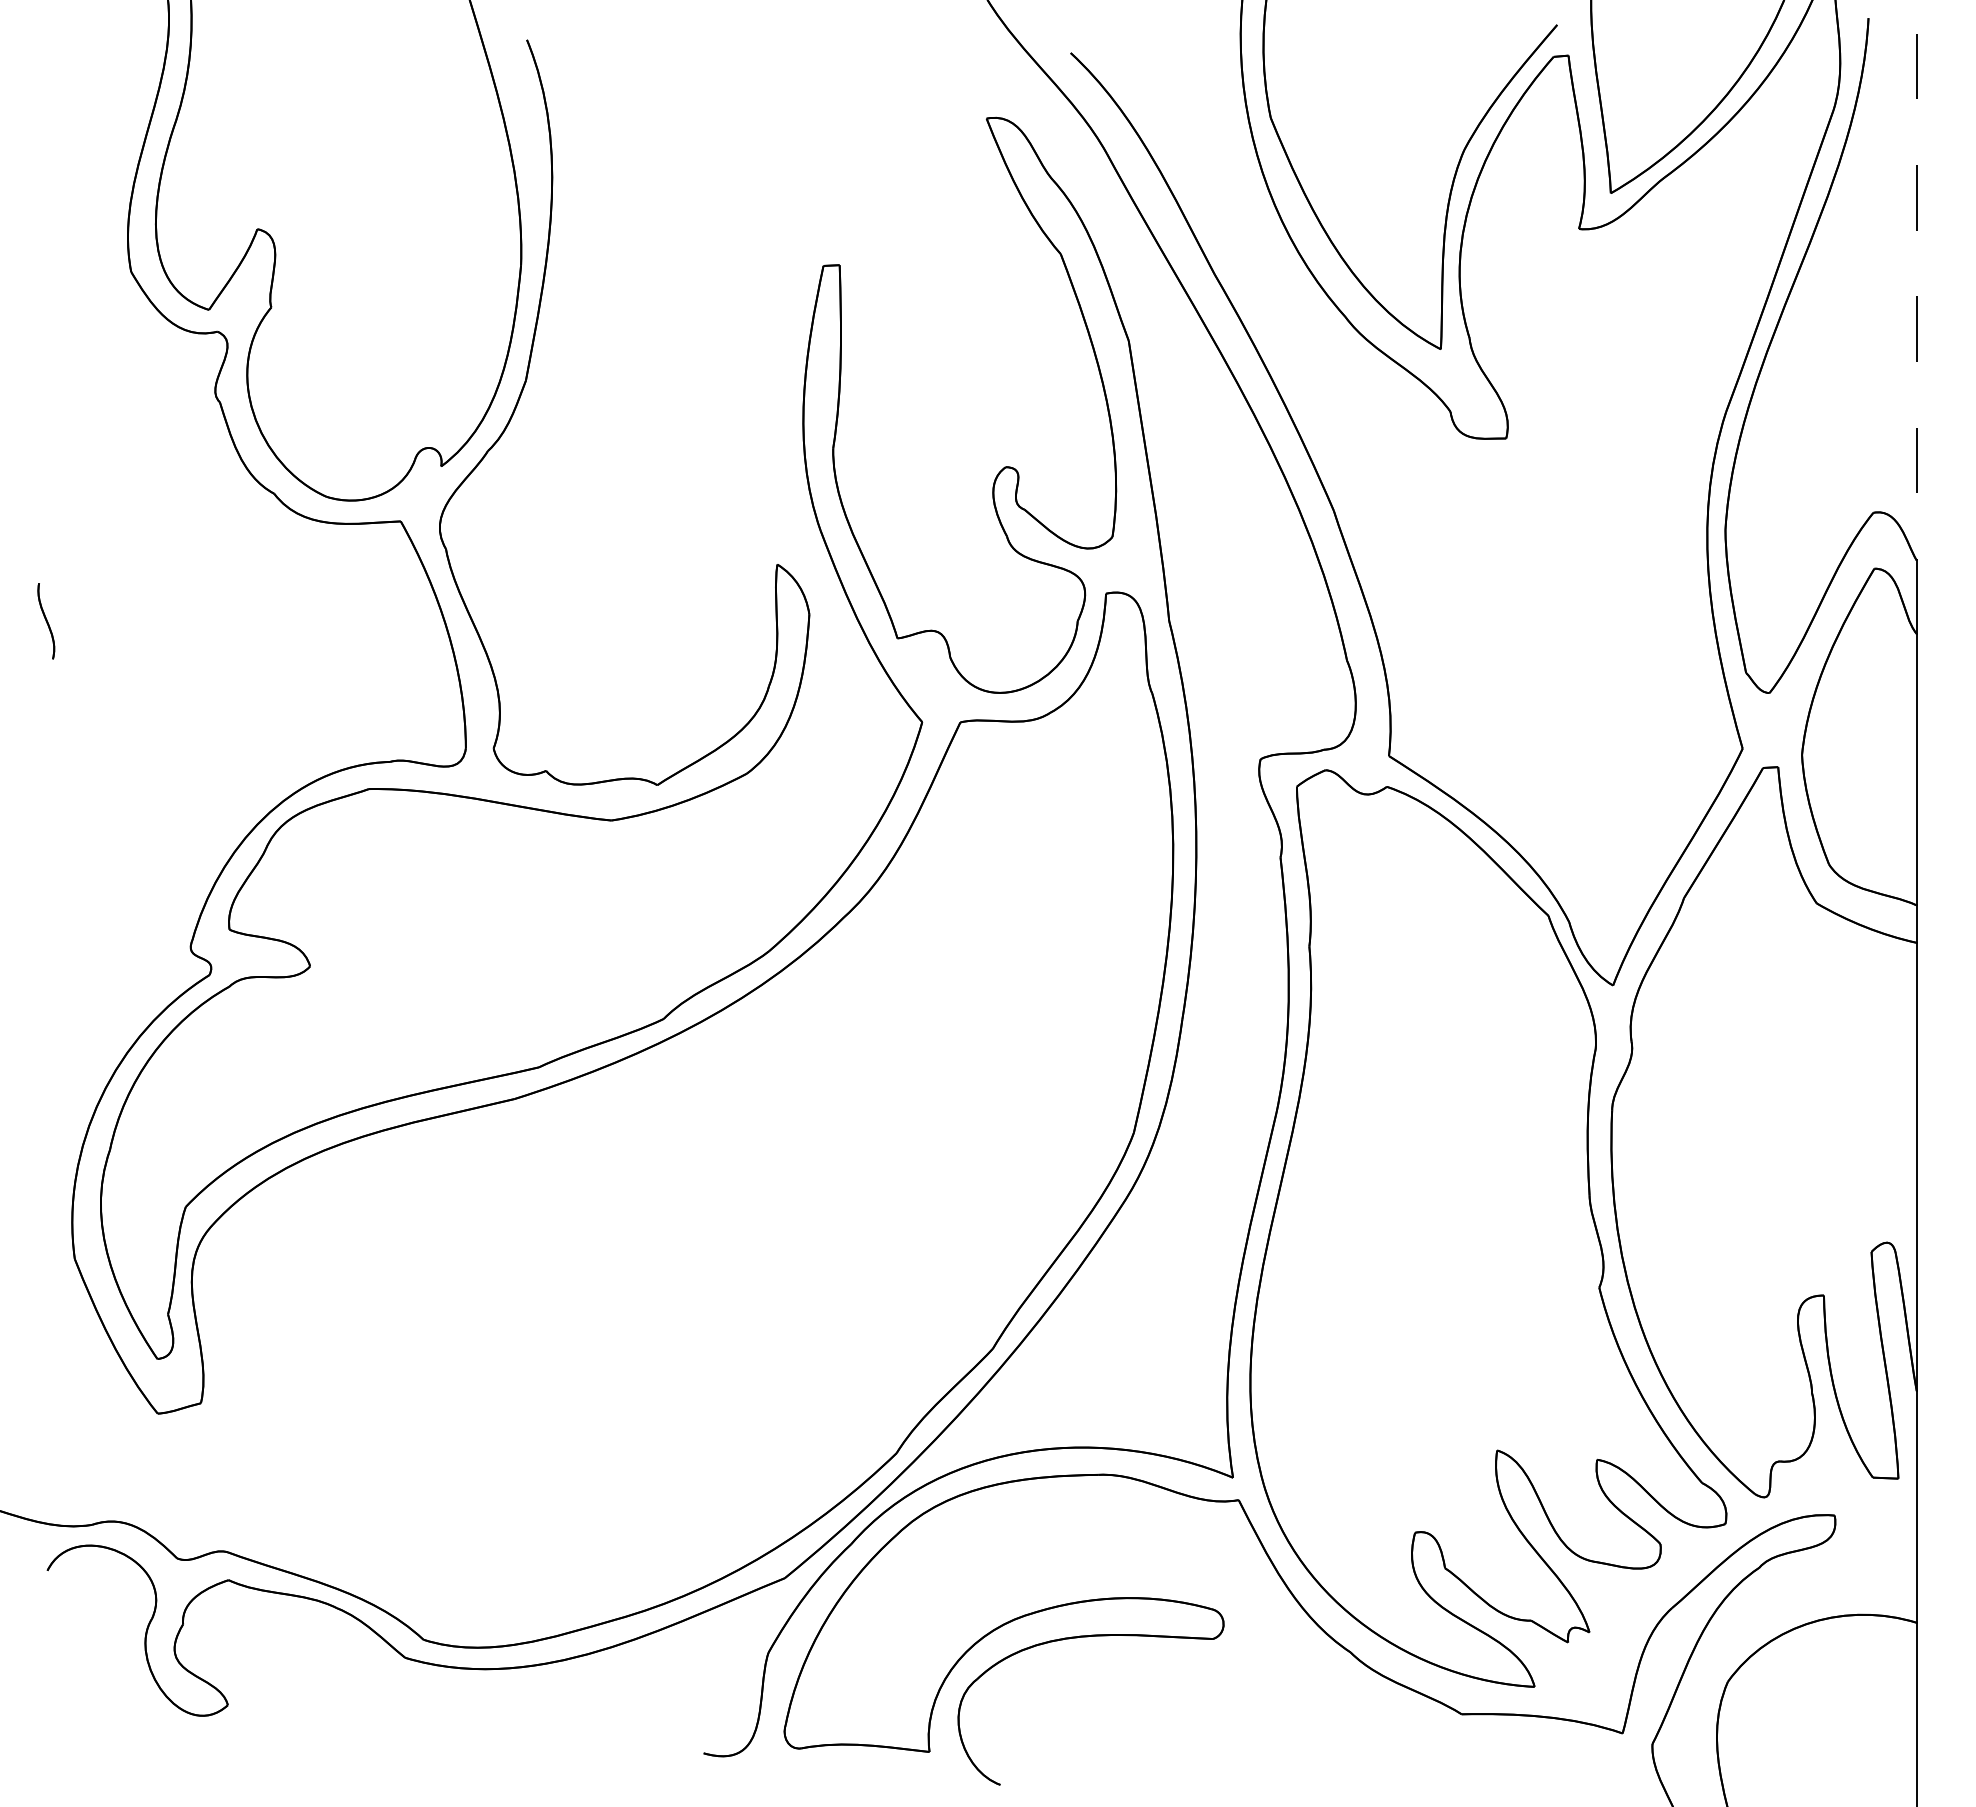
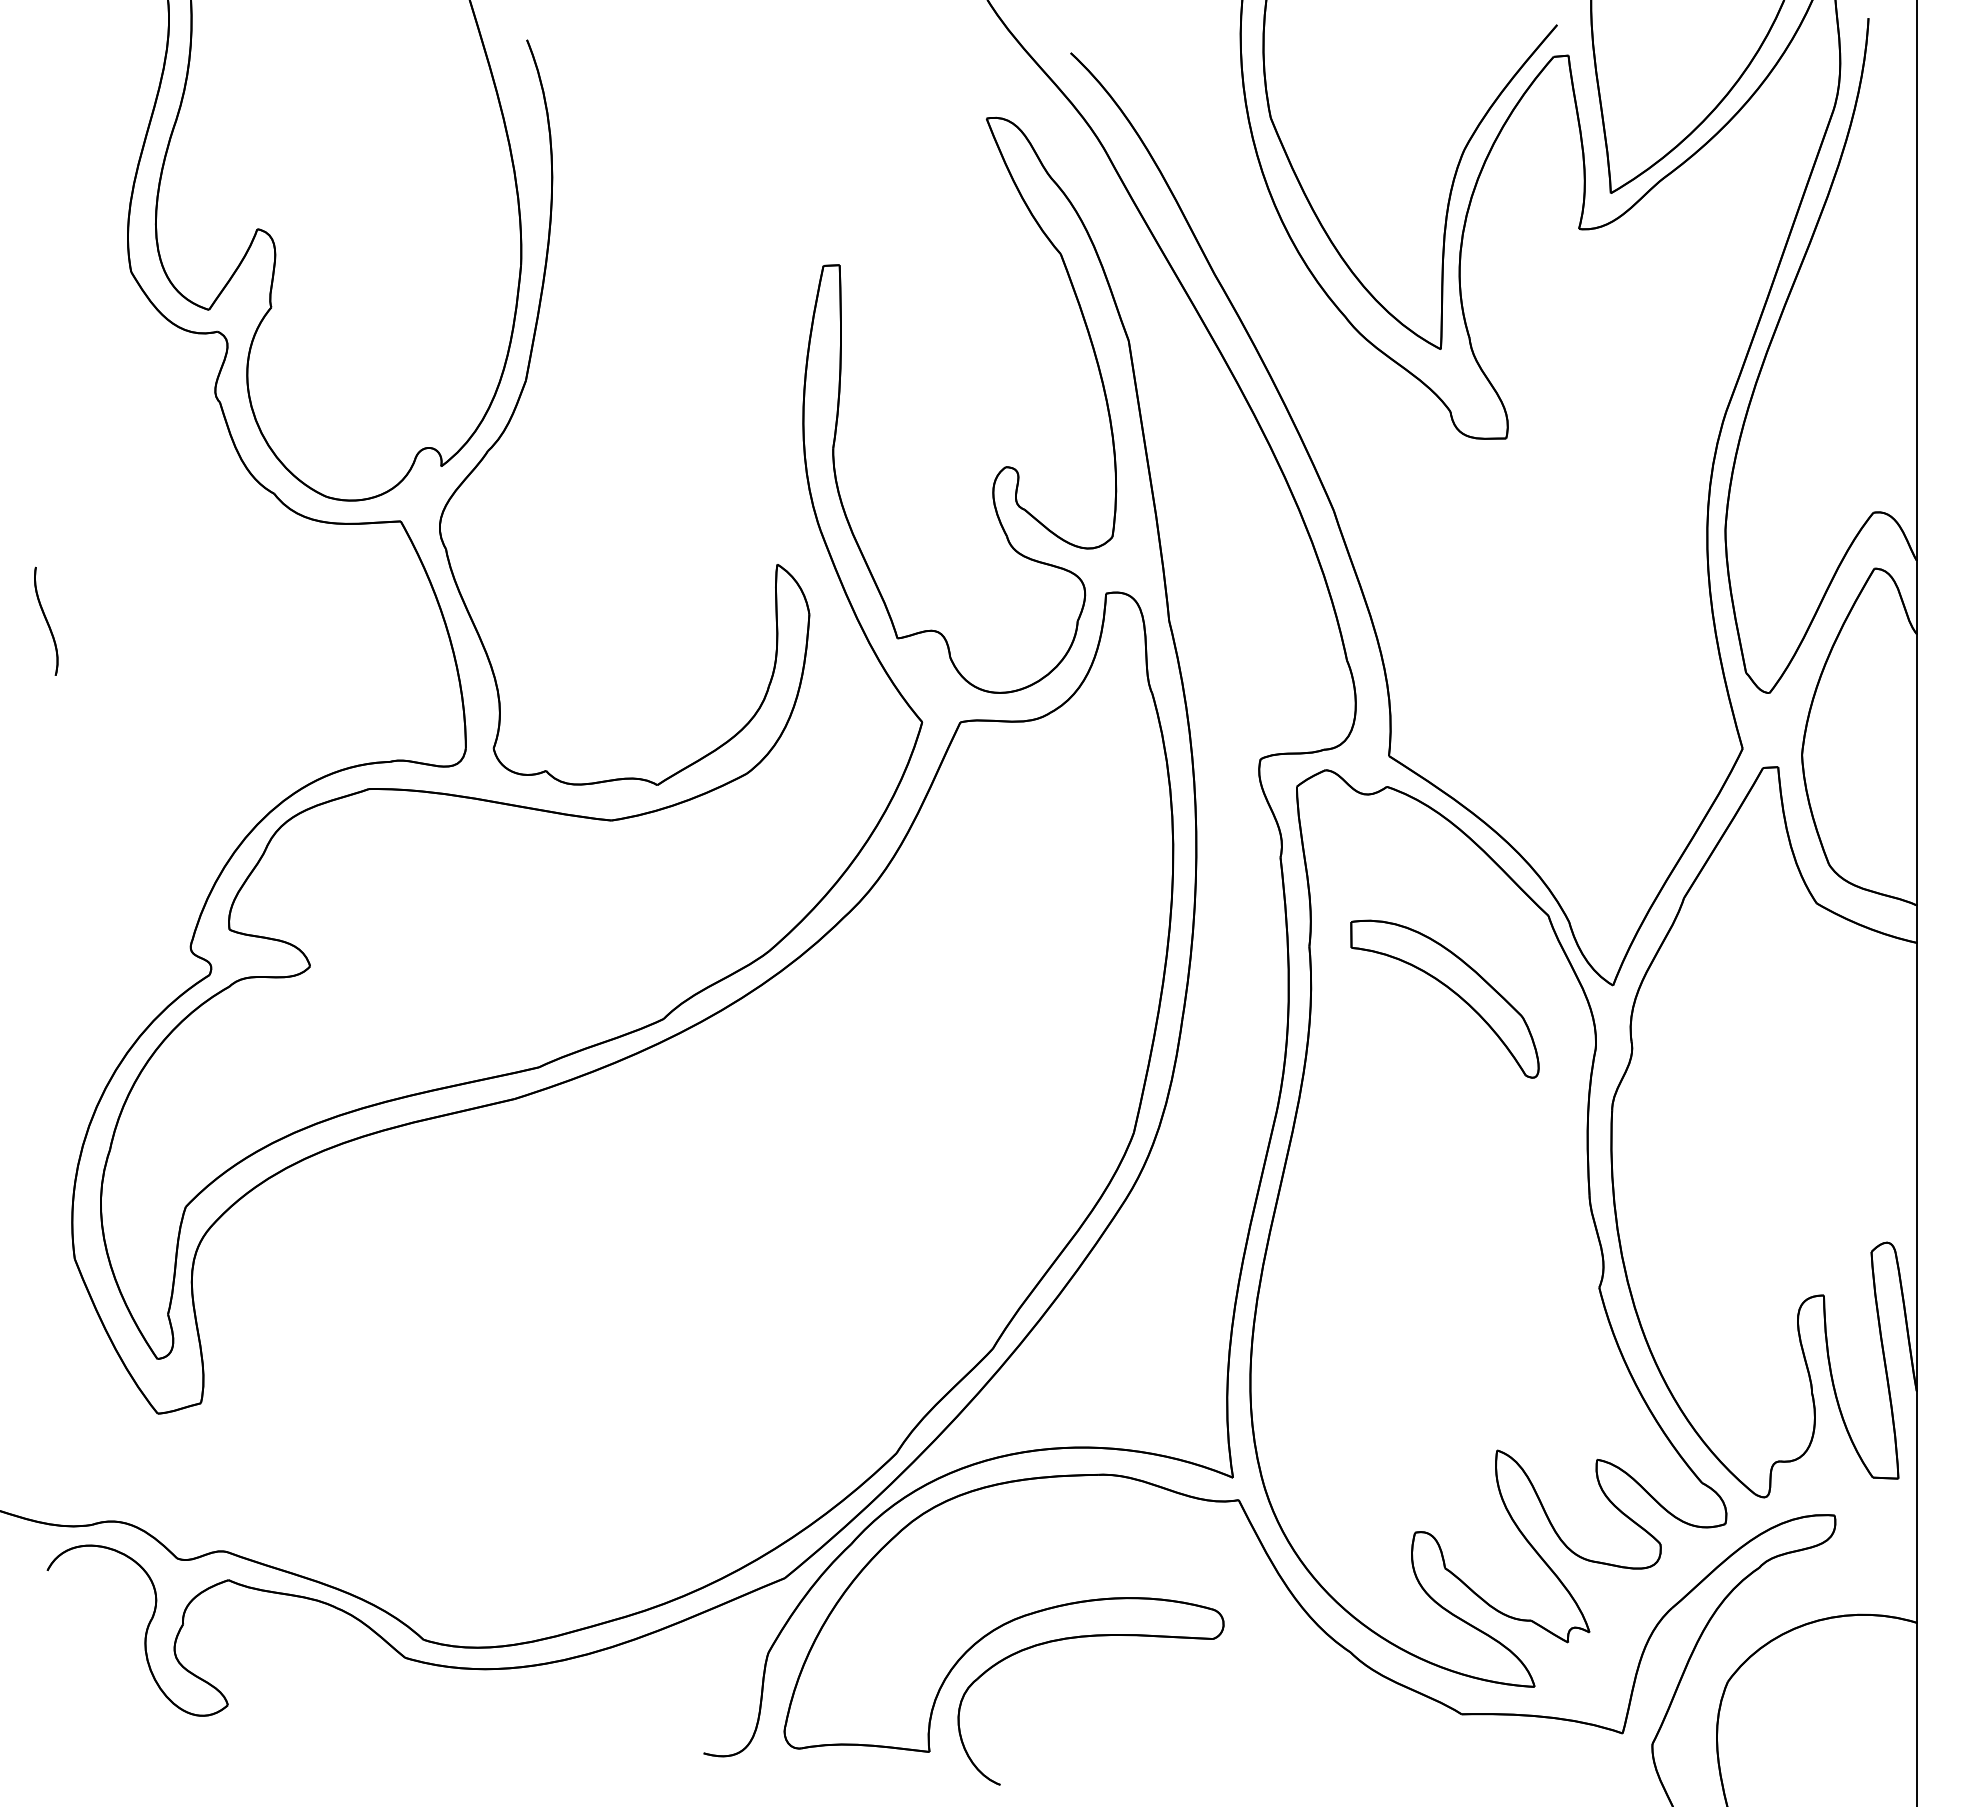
line: dashed -> solid (1916, 280)
part size: 19x77 px -> 25x110 px (46, 620)
part: none -> present (1451, 991)
